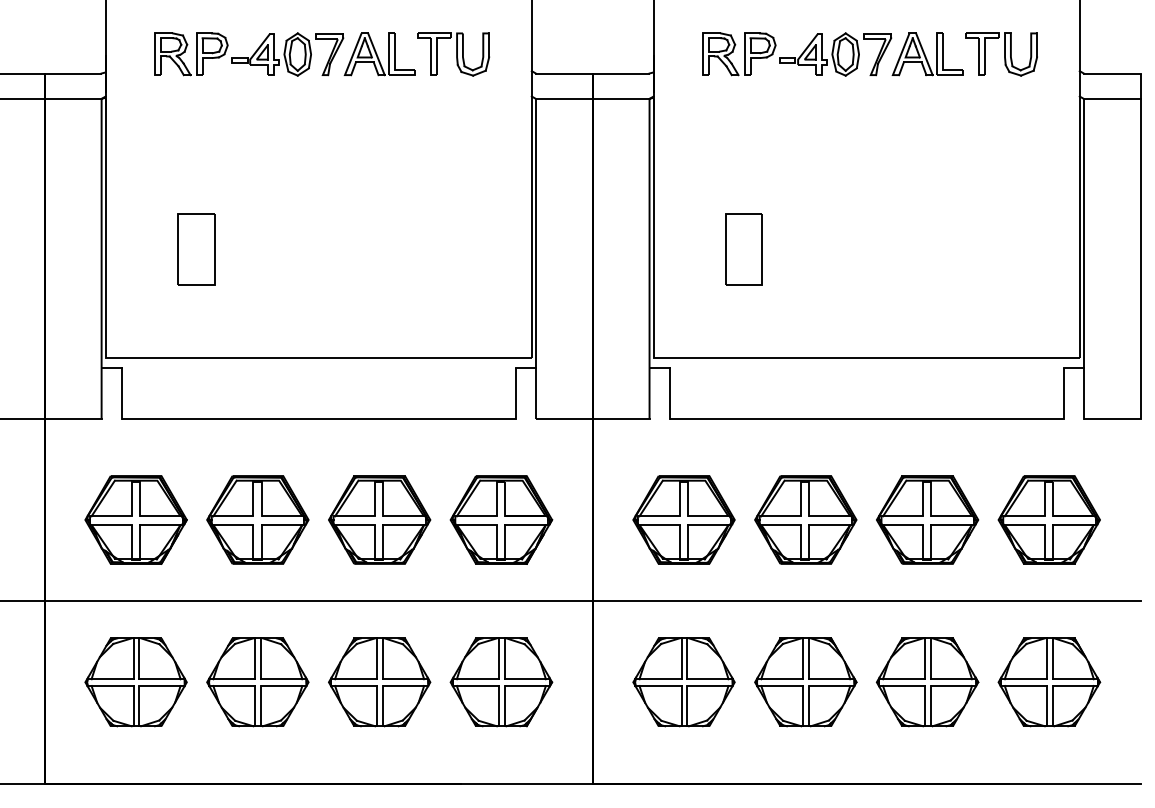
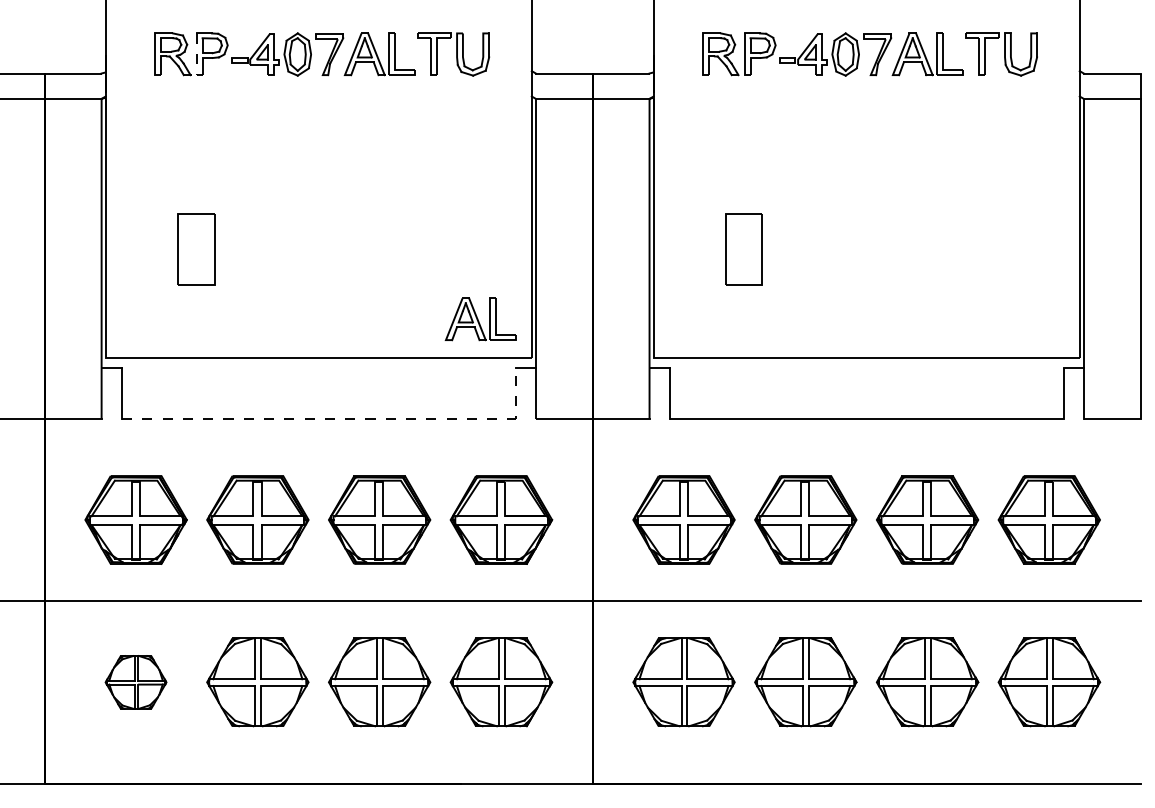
line: solid -> dashed (196, 58)
part: none -> present (480, 319)
line: solid -> dashed (344, 418)
part size: 104x91 px -> 64x55 px (135, 682)
